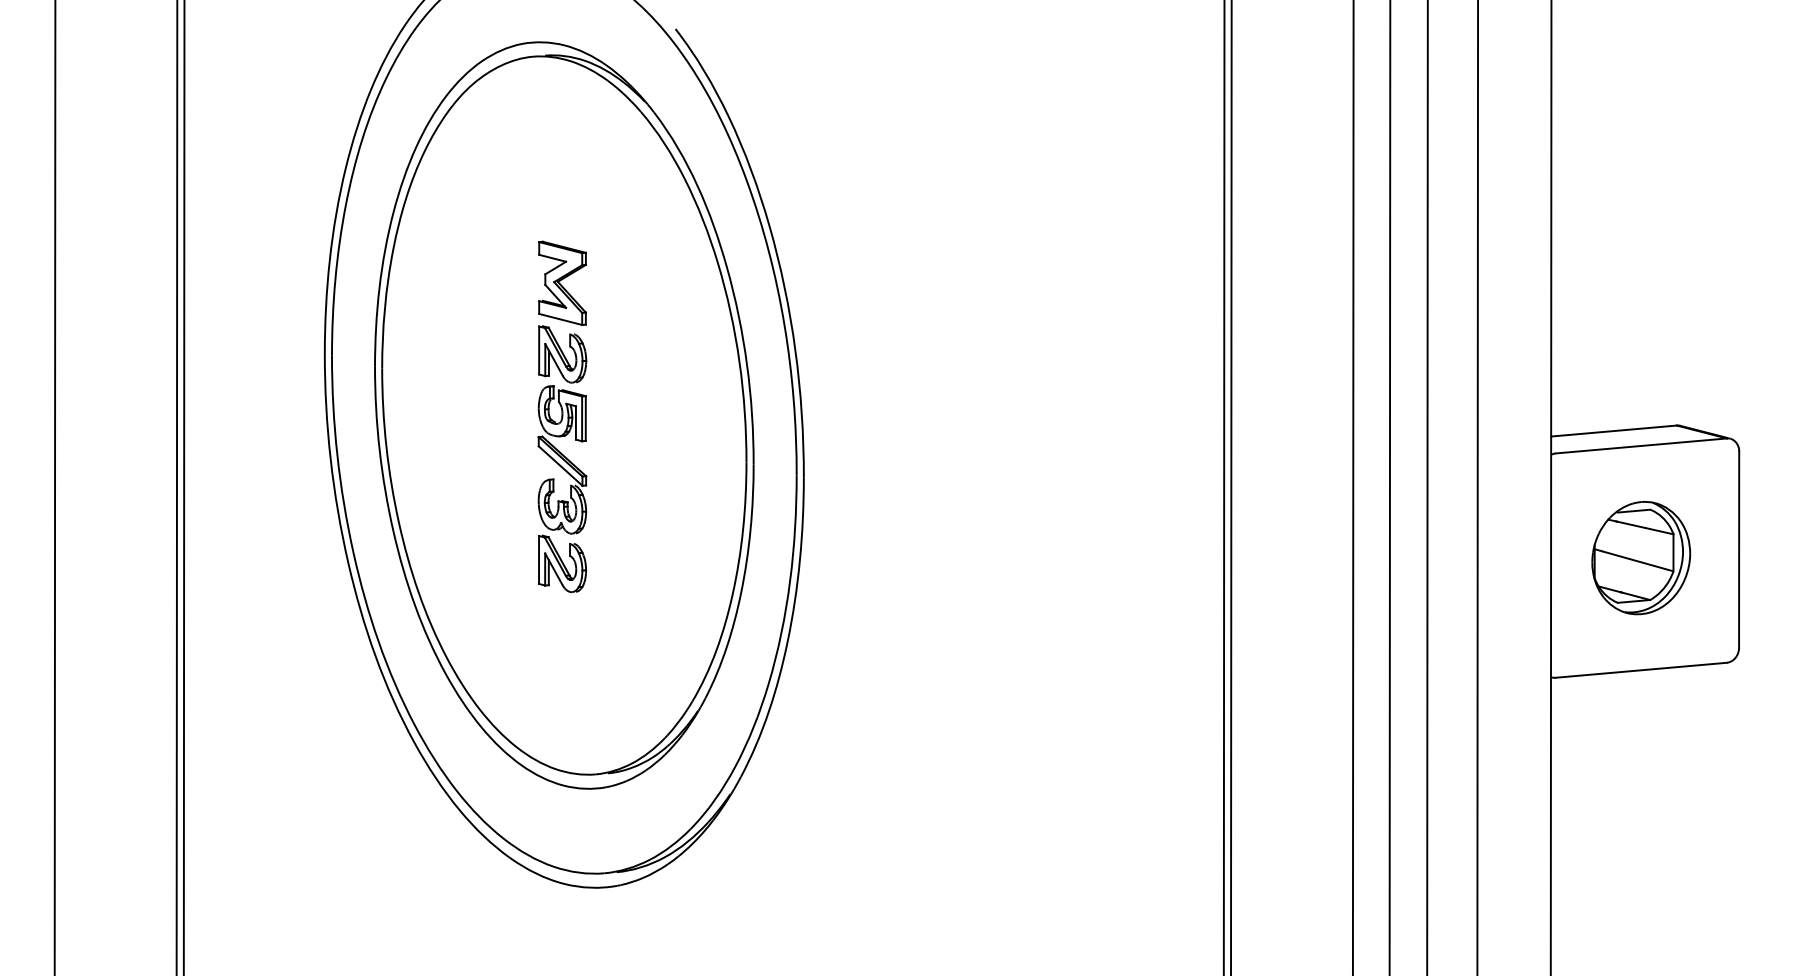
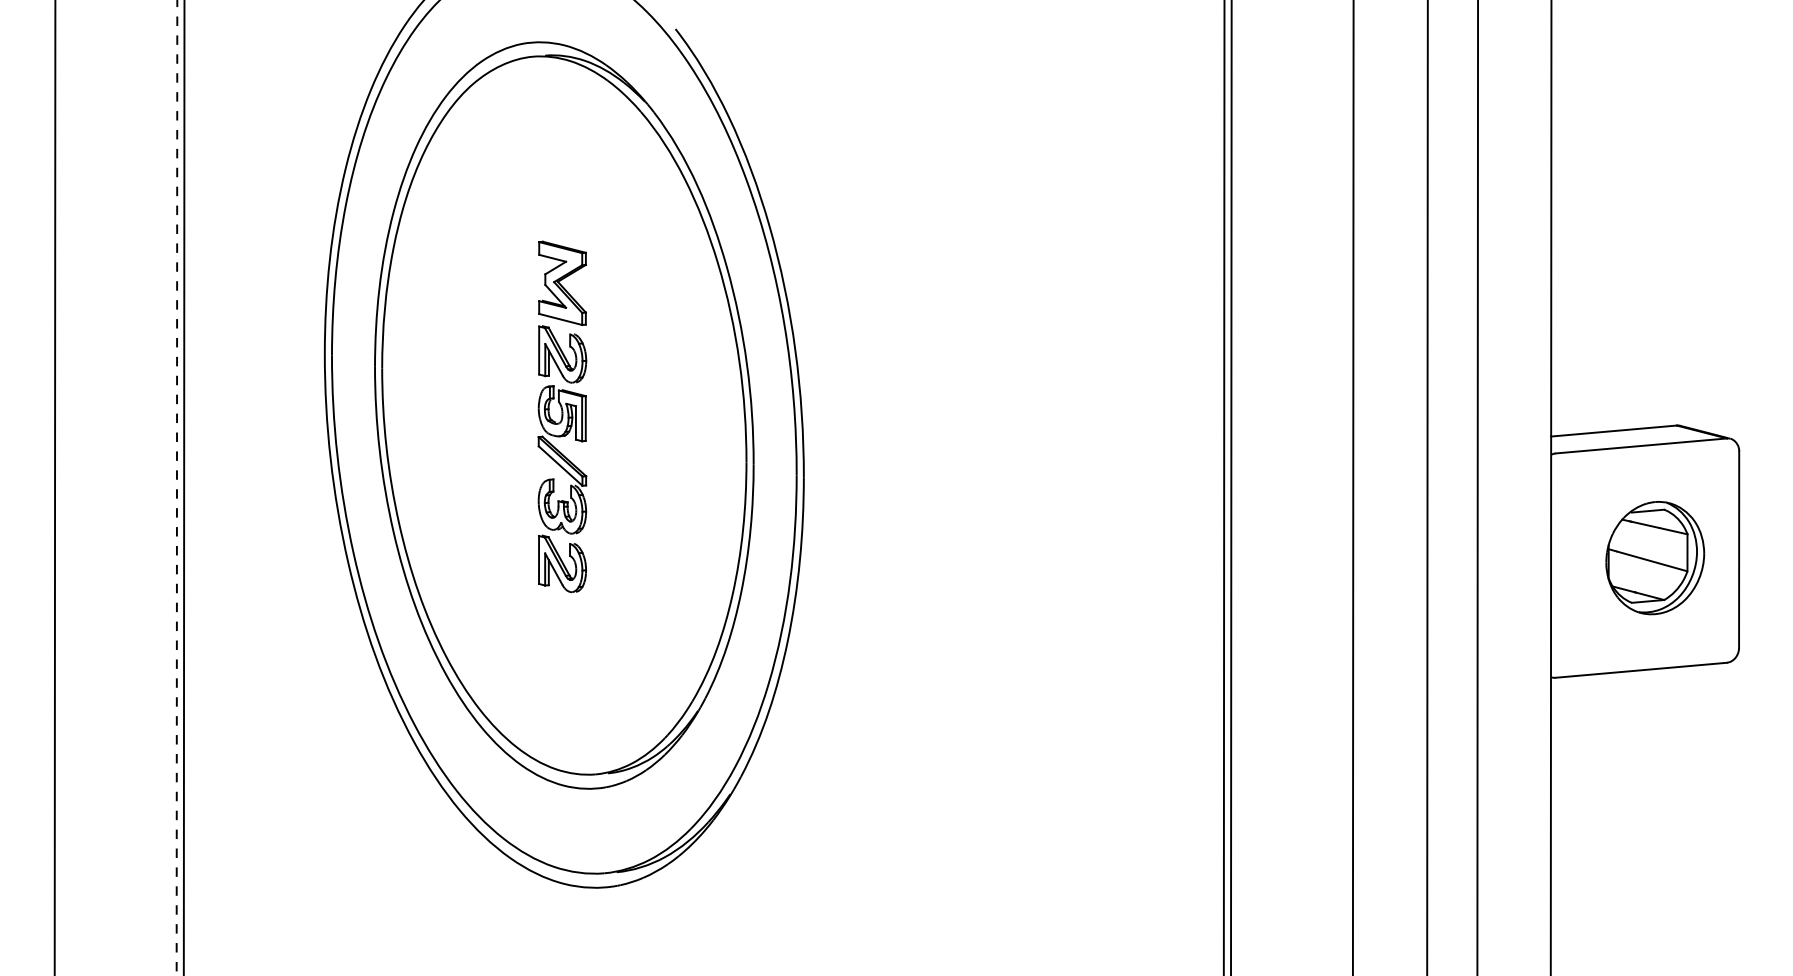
line: present -> none (1389, 487)
line: solid -> dashed (176, 488)
part position: (1641, 558) -> (1655, 558) (1655, 558)
